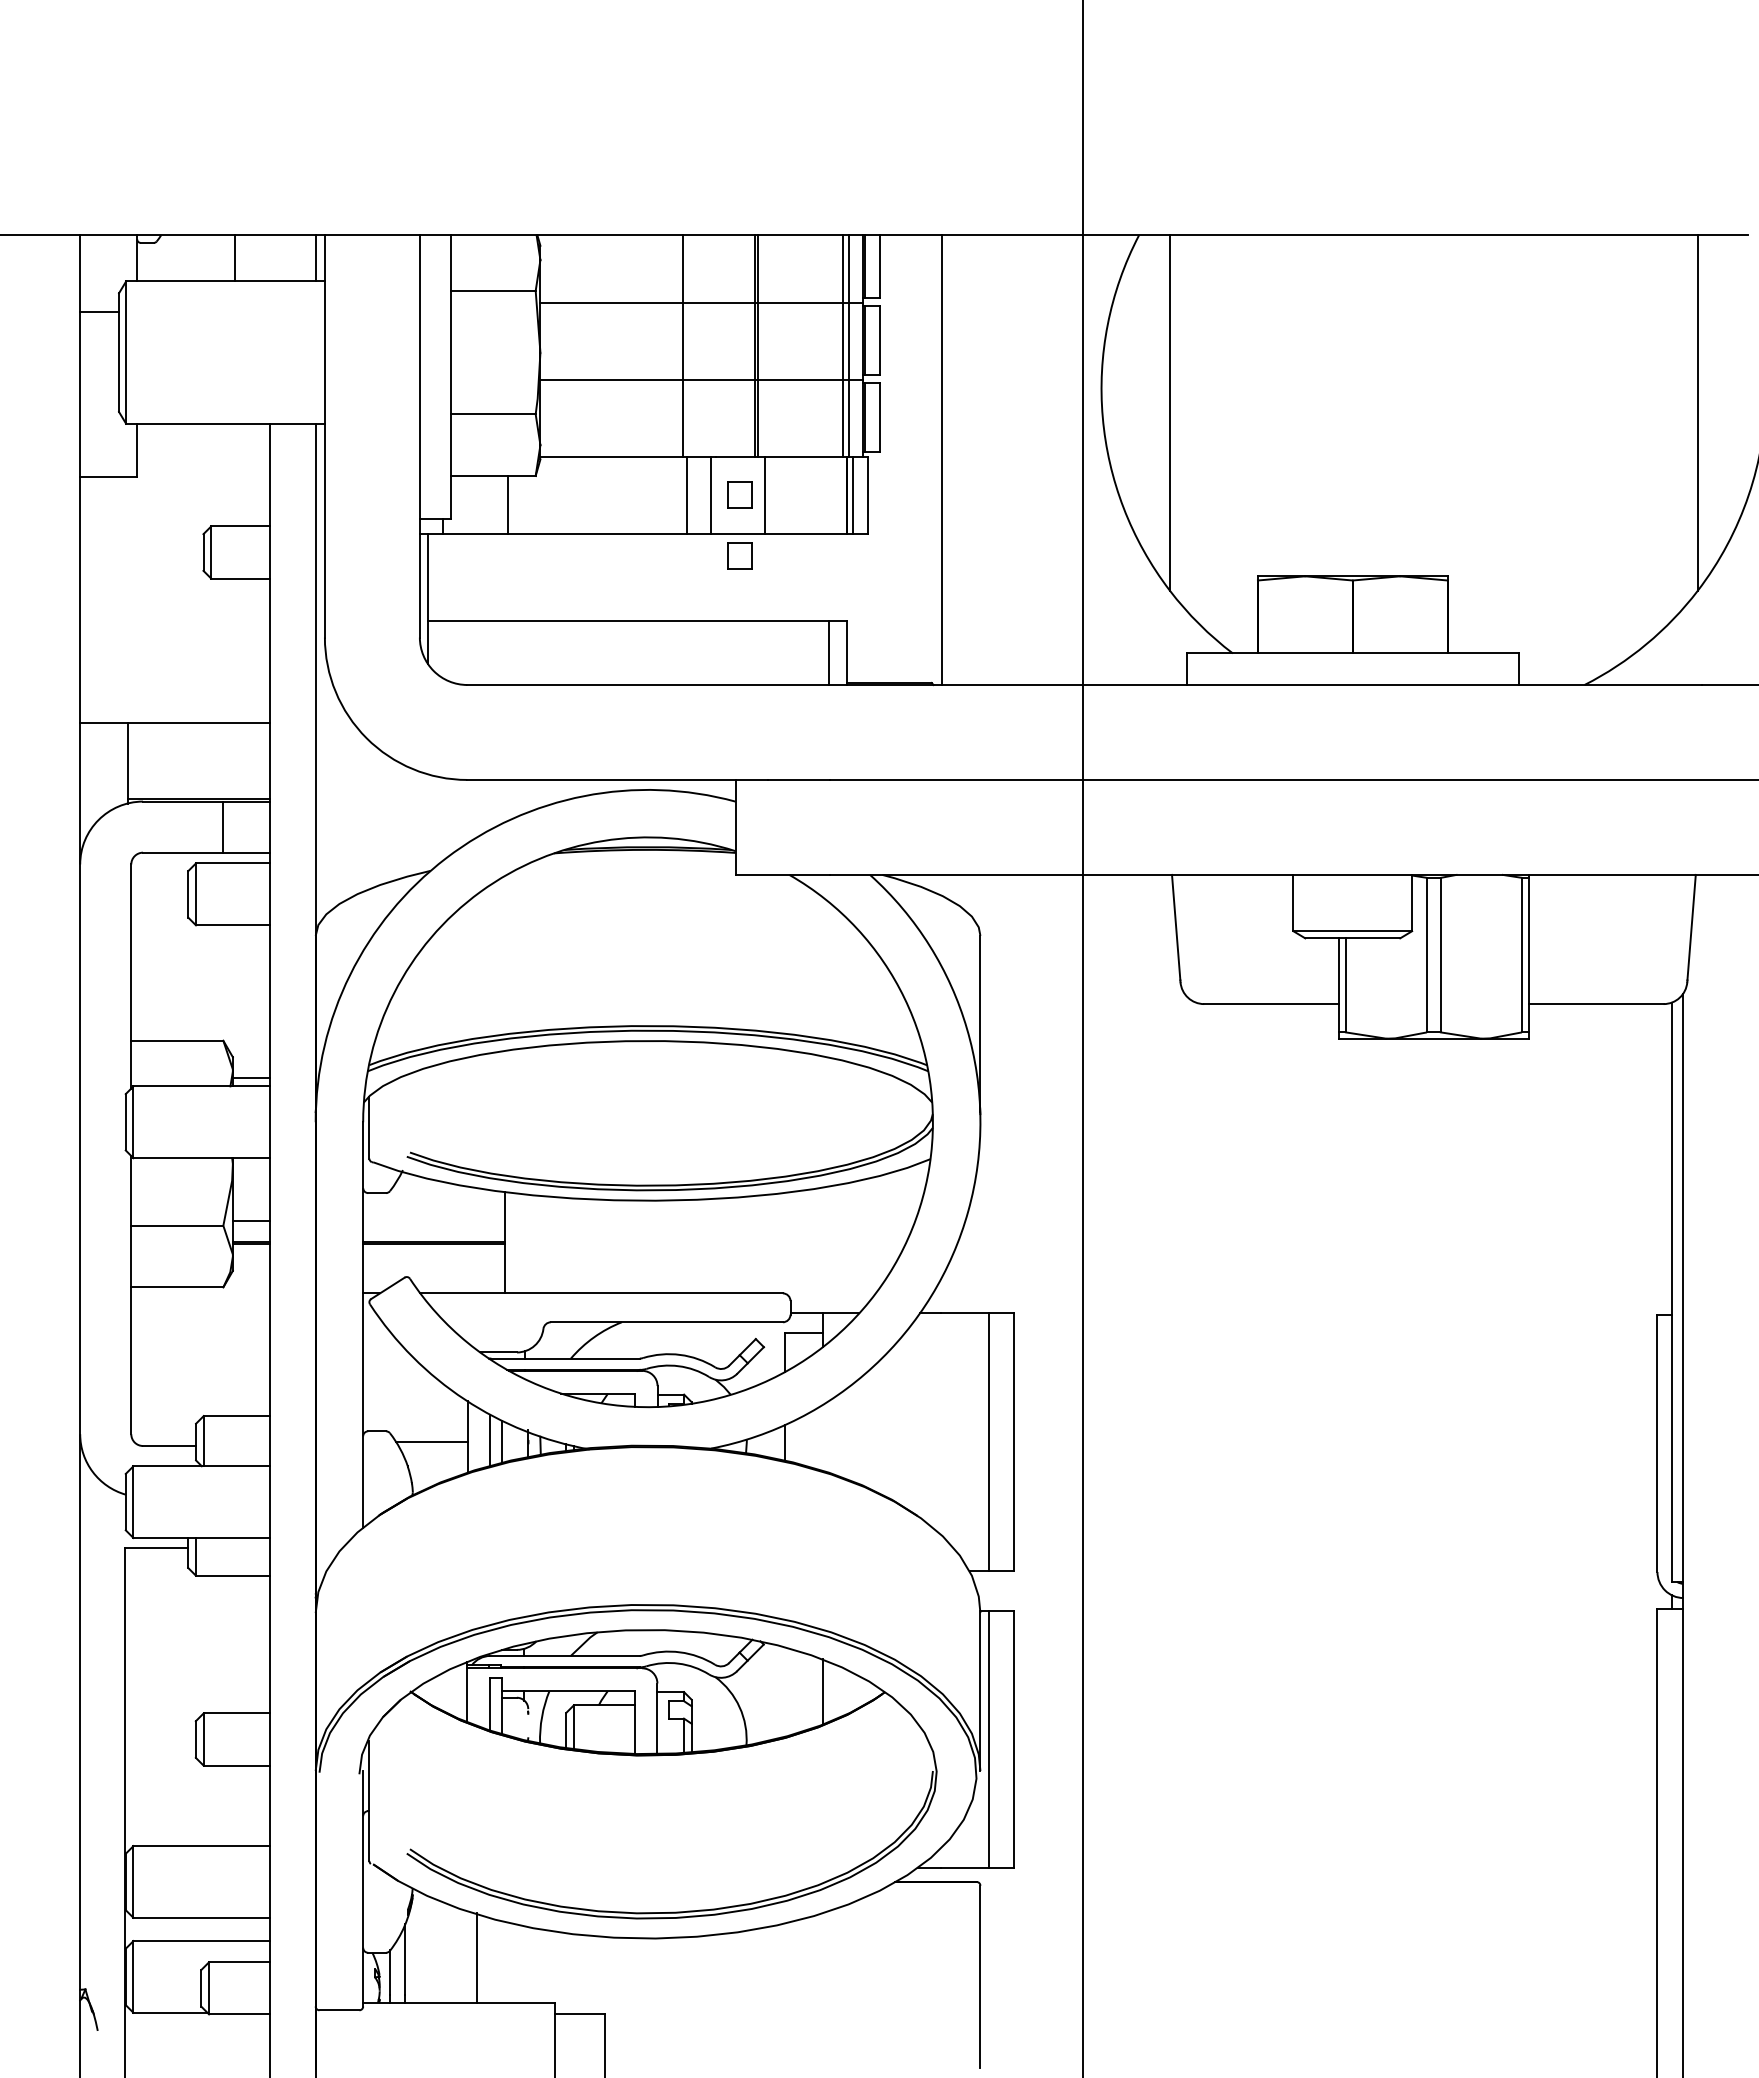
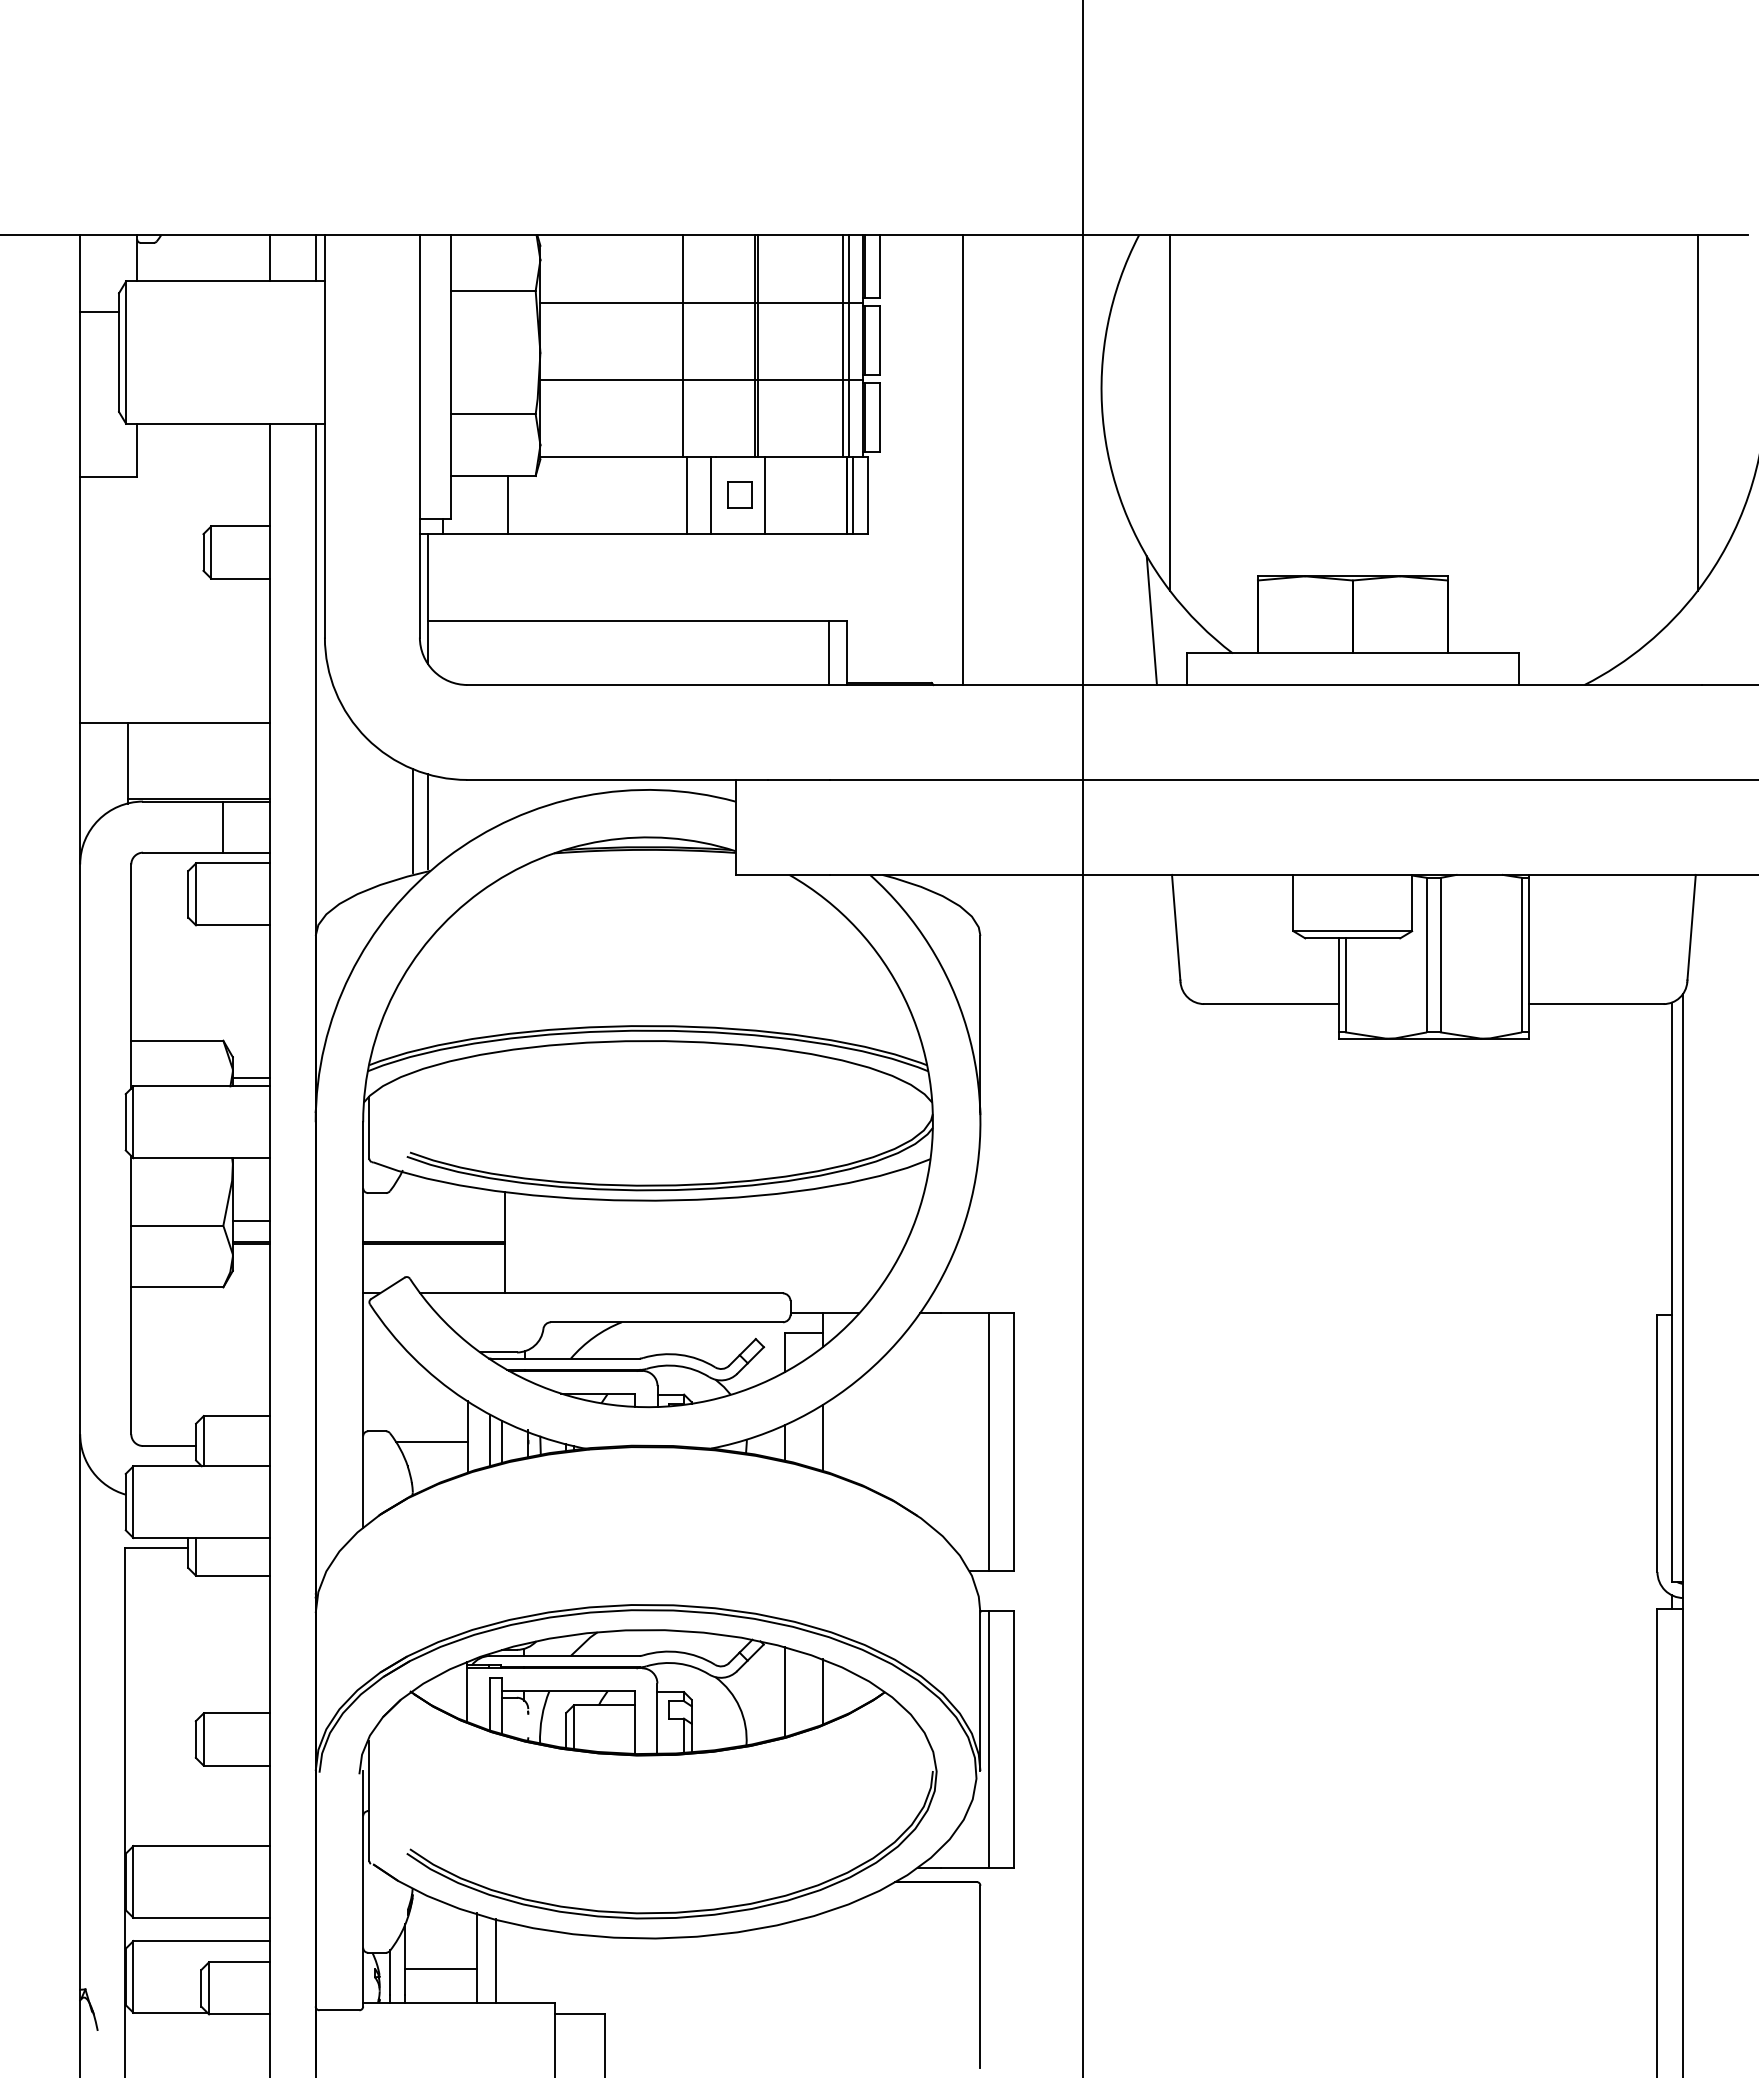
line position: (235, 258) -> (270, 258) (270, 258)
line position: (941, 459) -> (962, 459) (962, 459)
part: present -> none (739, 555)
line: none -> present (1151, 620)
line: none -> present (412, 820)
line: none -> present (427, 821)
line: none -> present (823, 1437)
line: none -> present (785, 1691)
line: none -> present (495, 1960)
line: none -> present (440, 1969)
